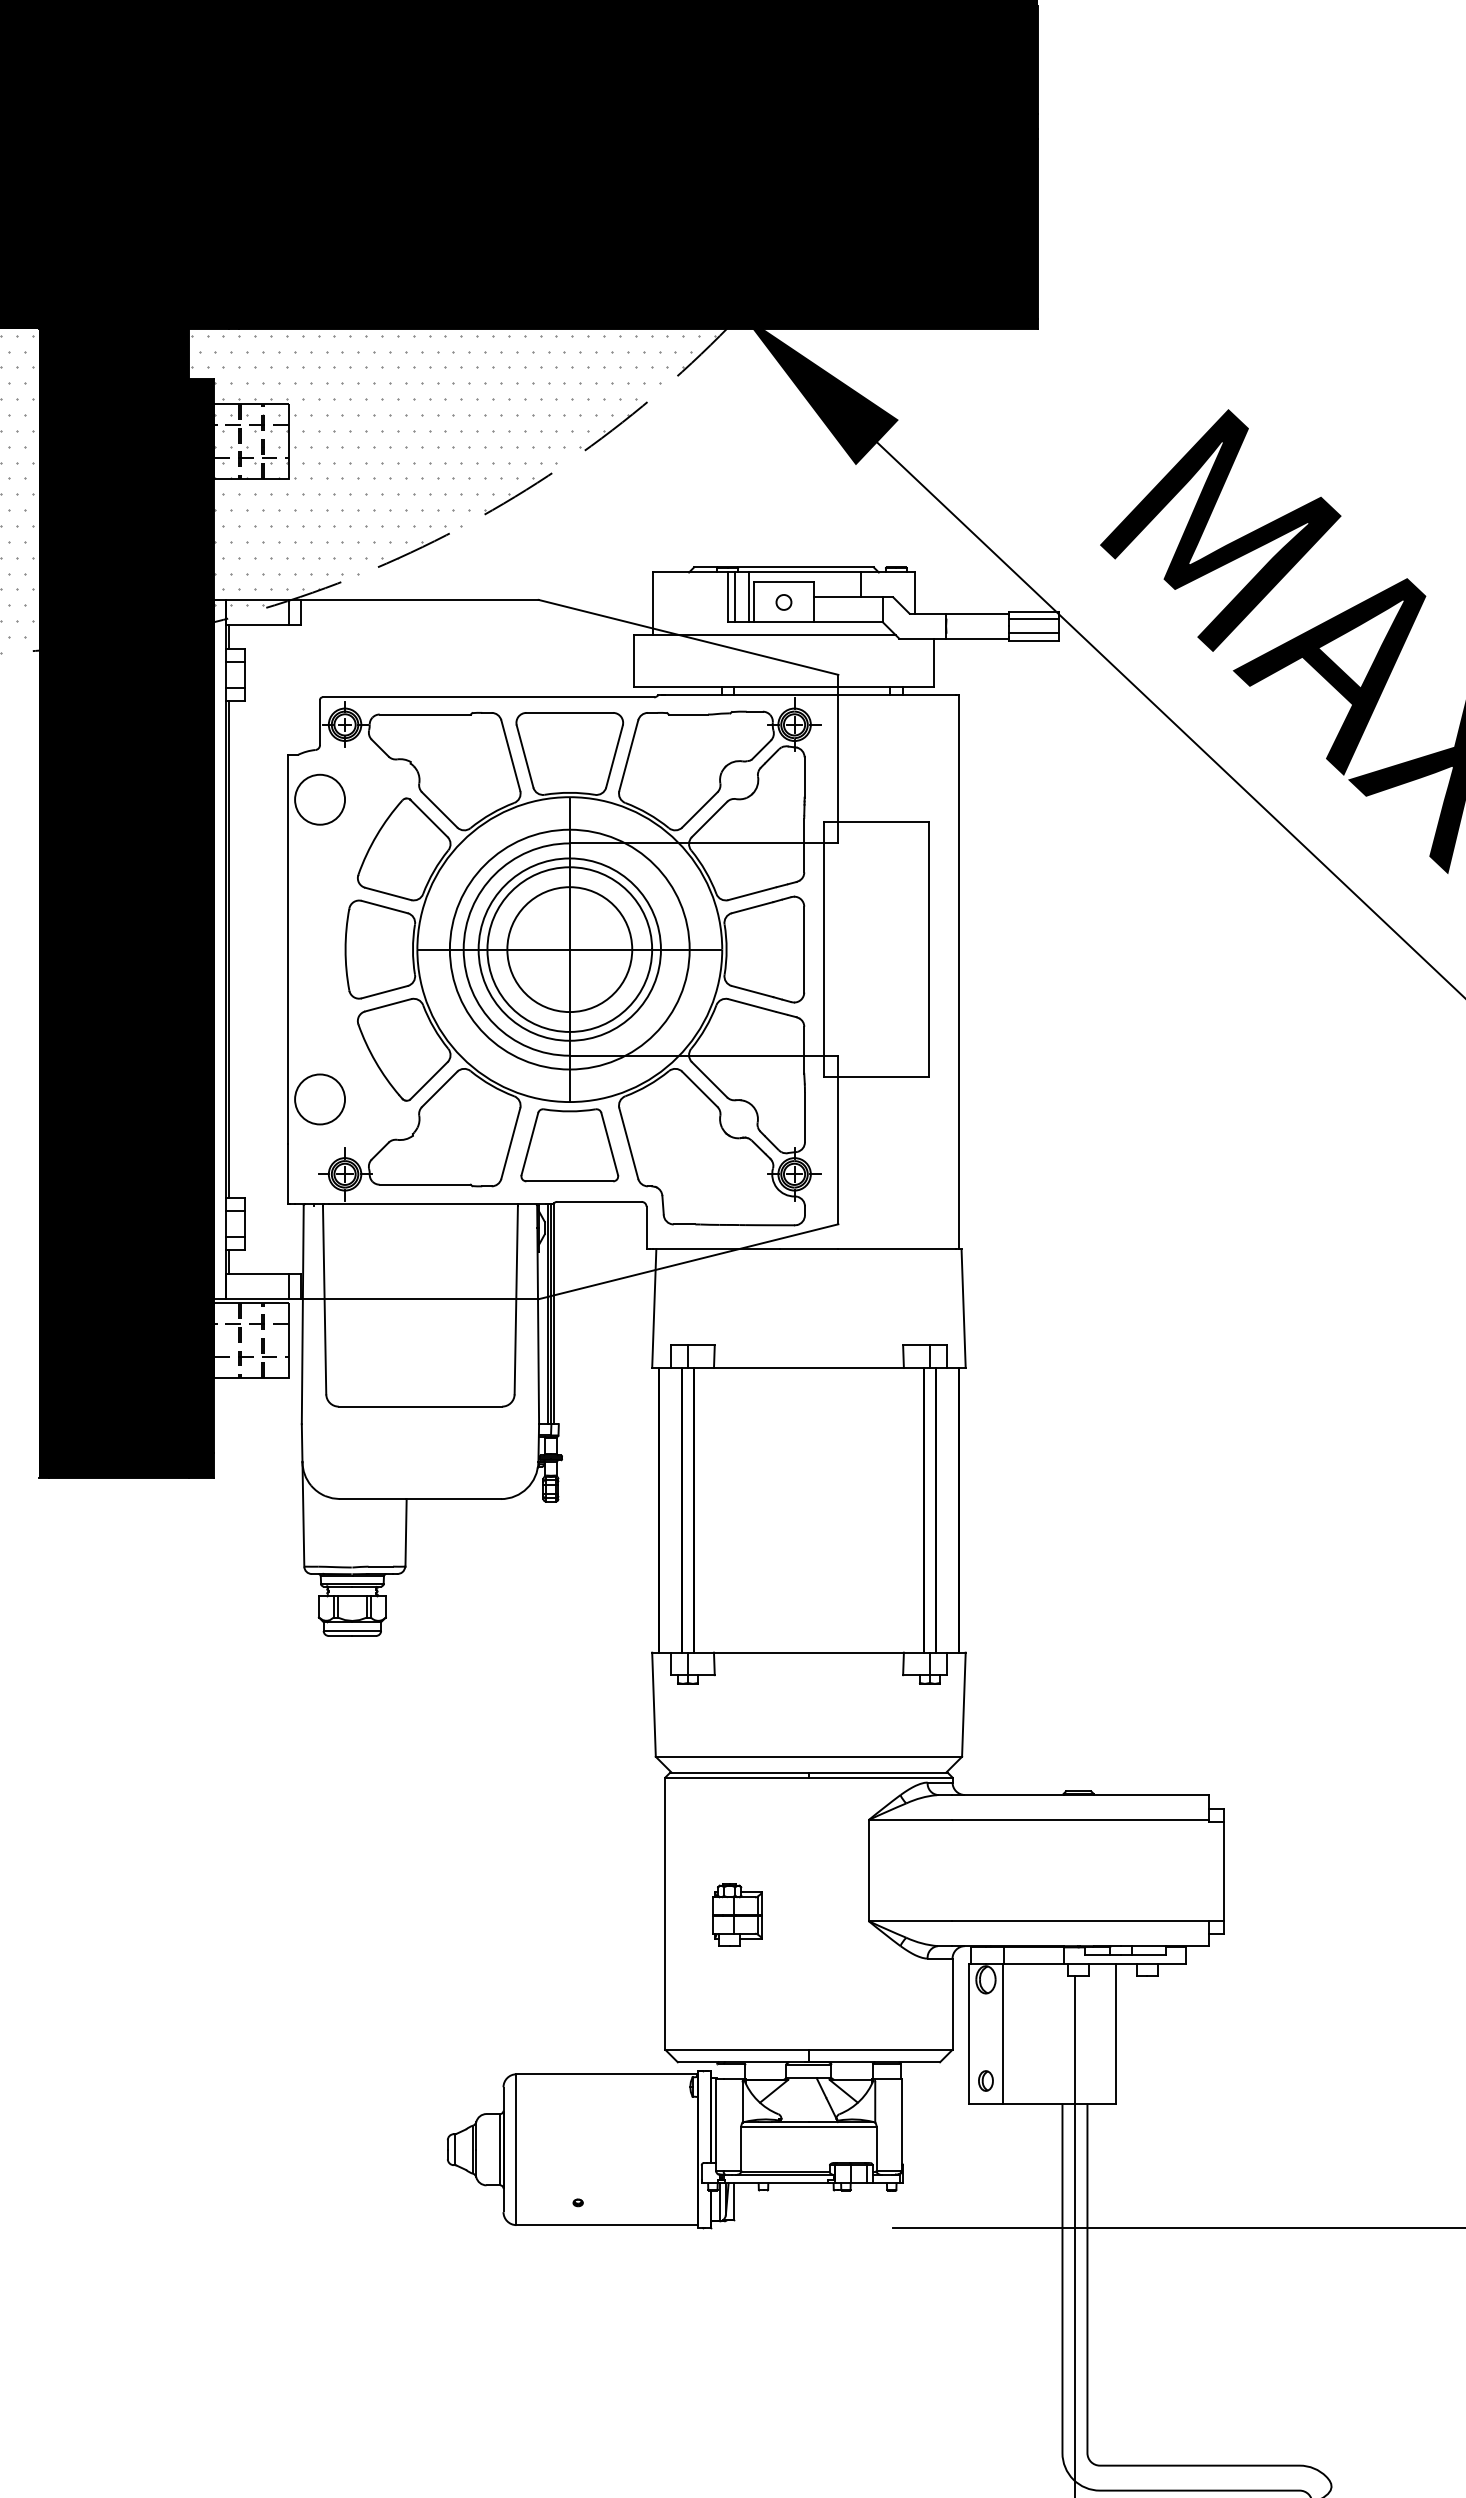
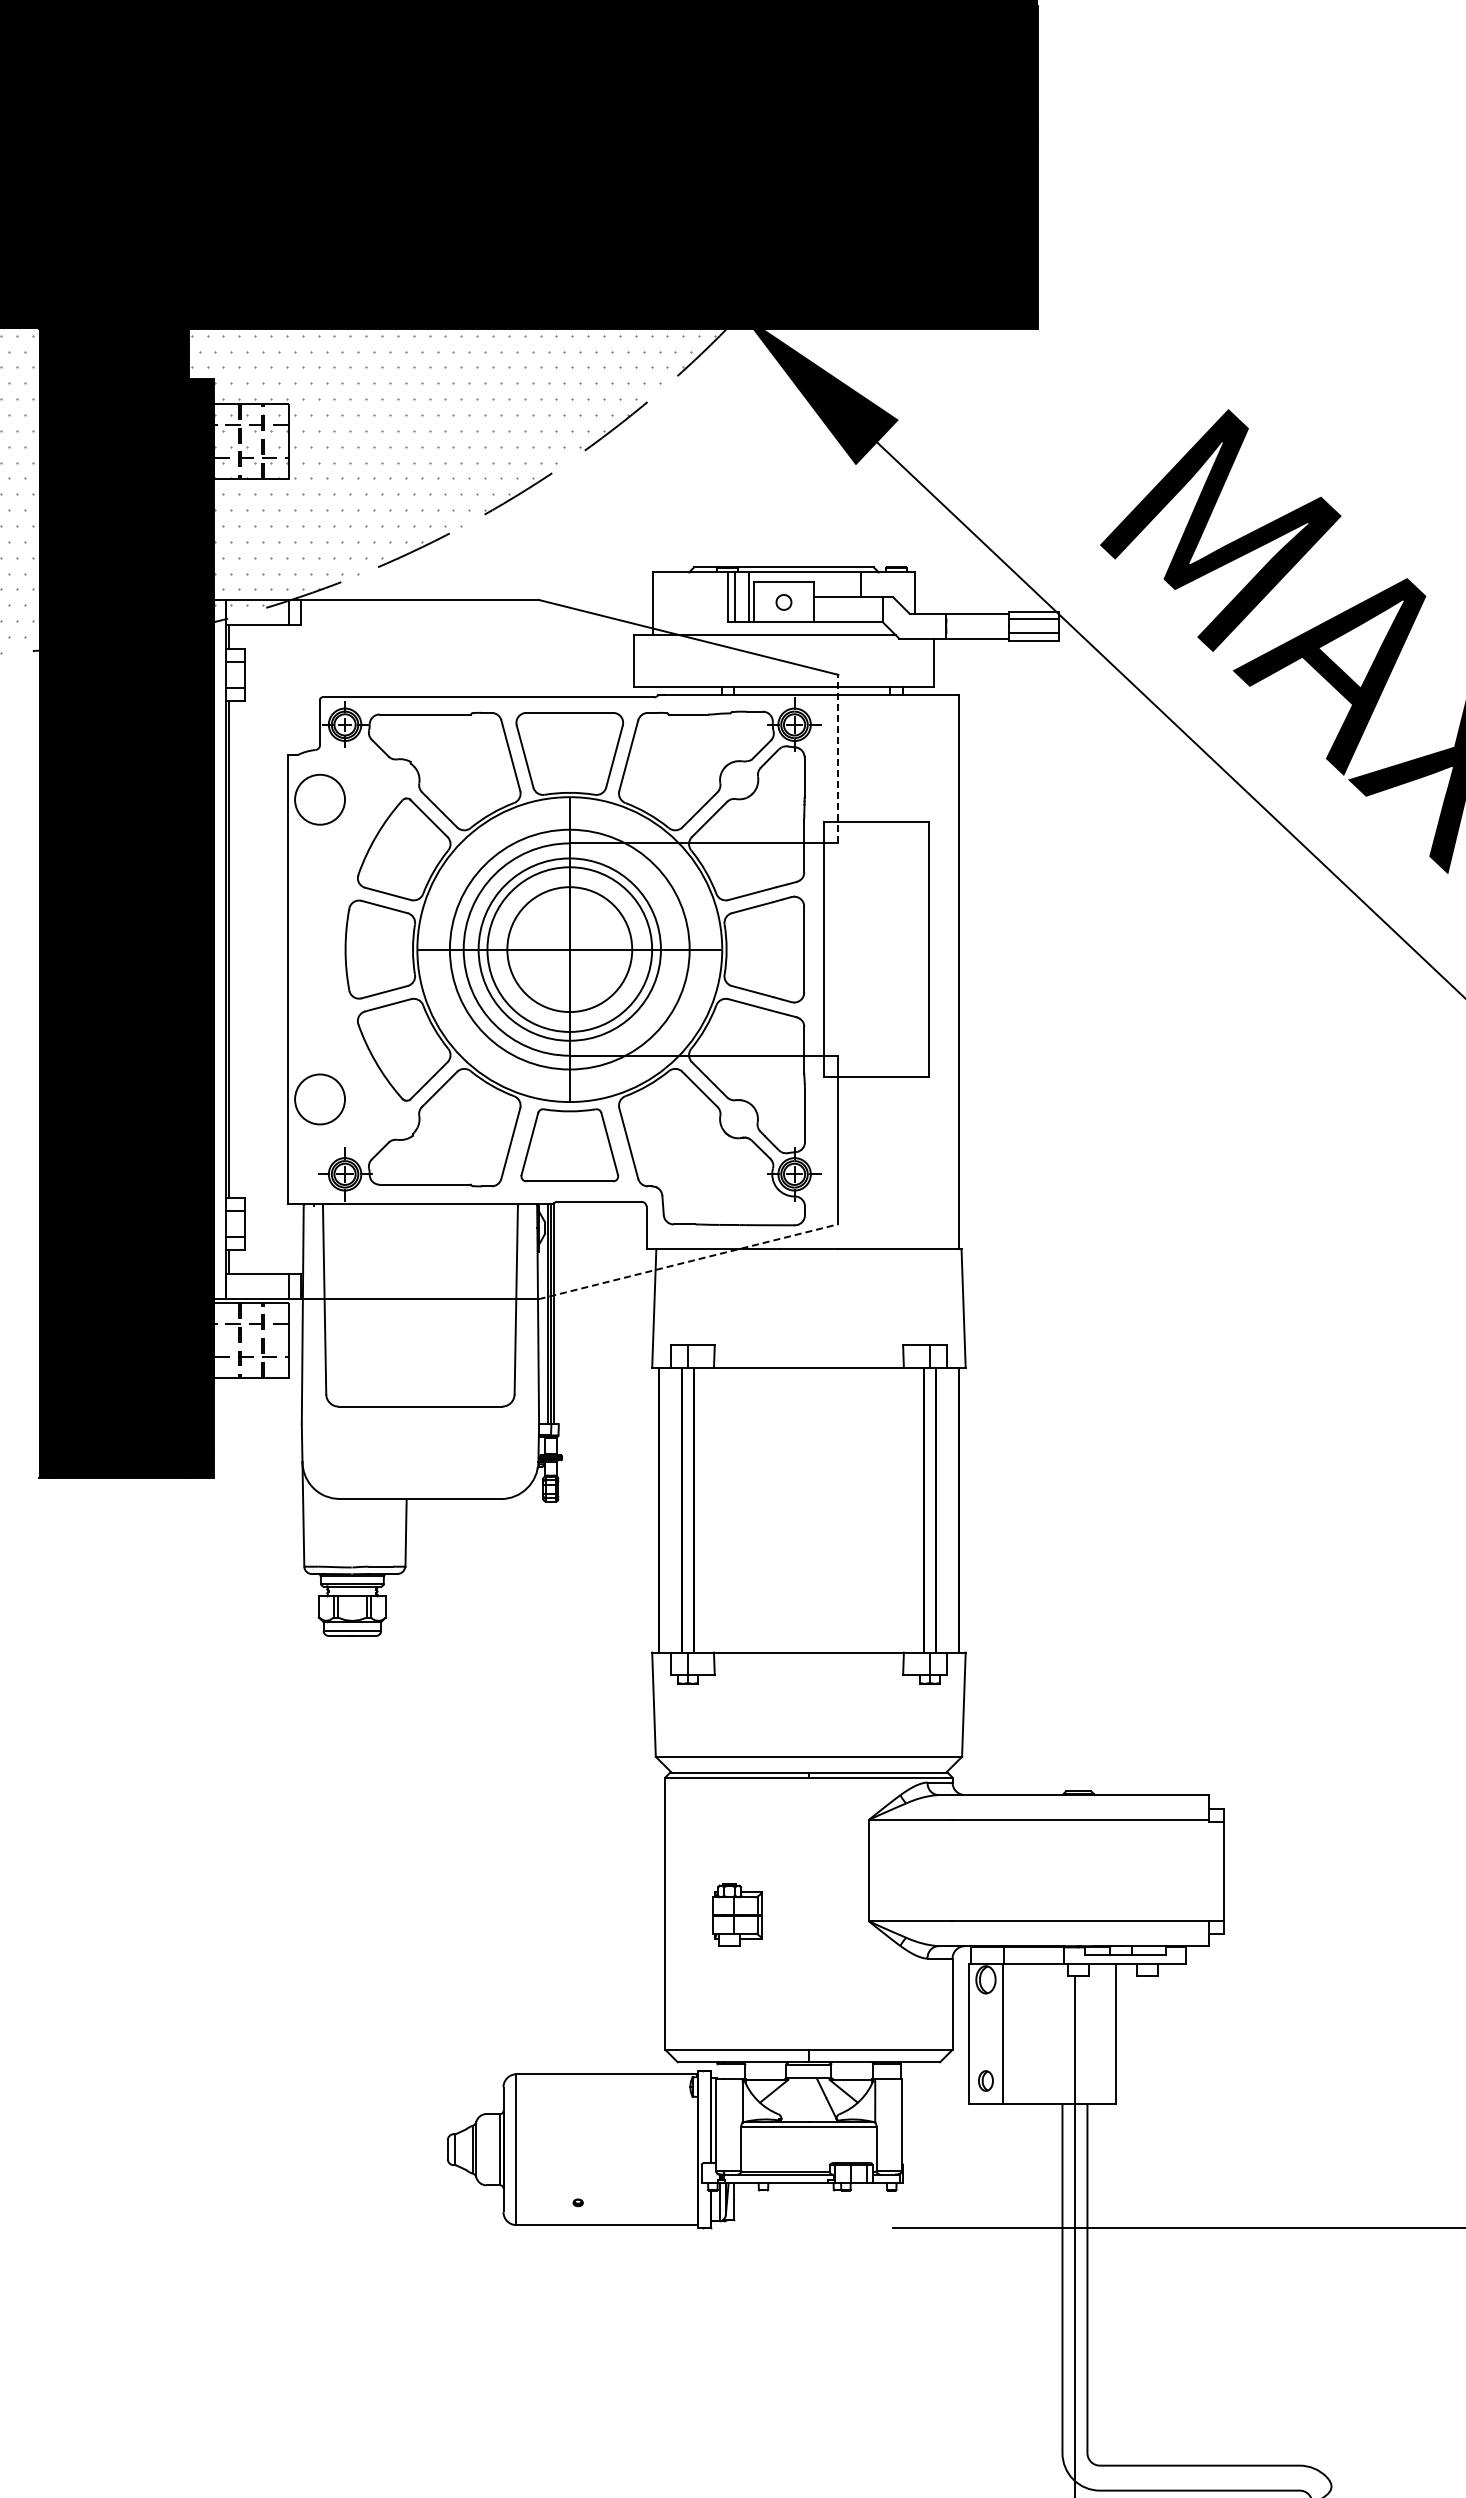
line: solid -> dashed (838, 758)
line: solid -> dashed (688, 1261)
